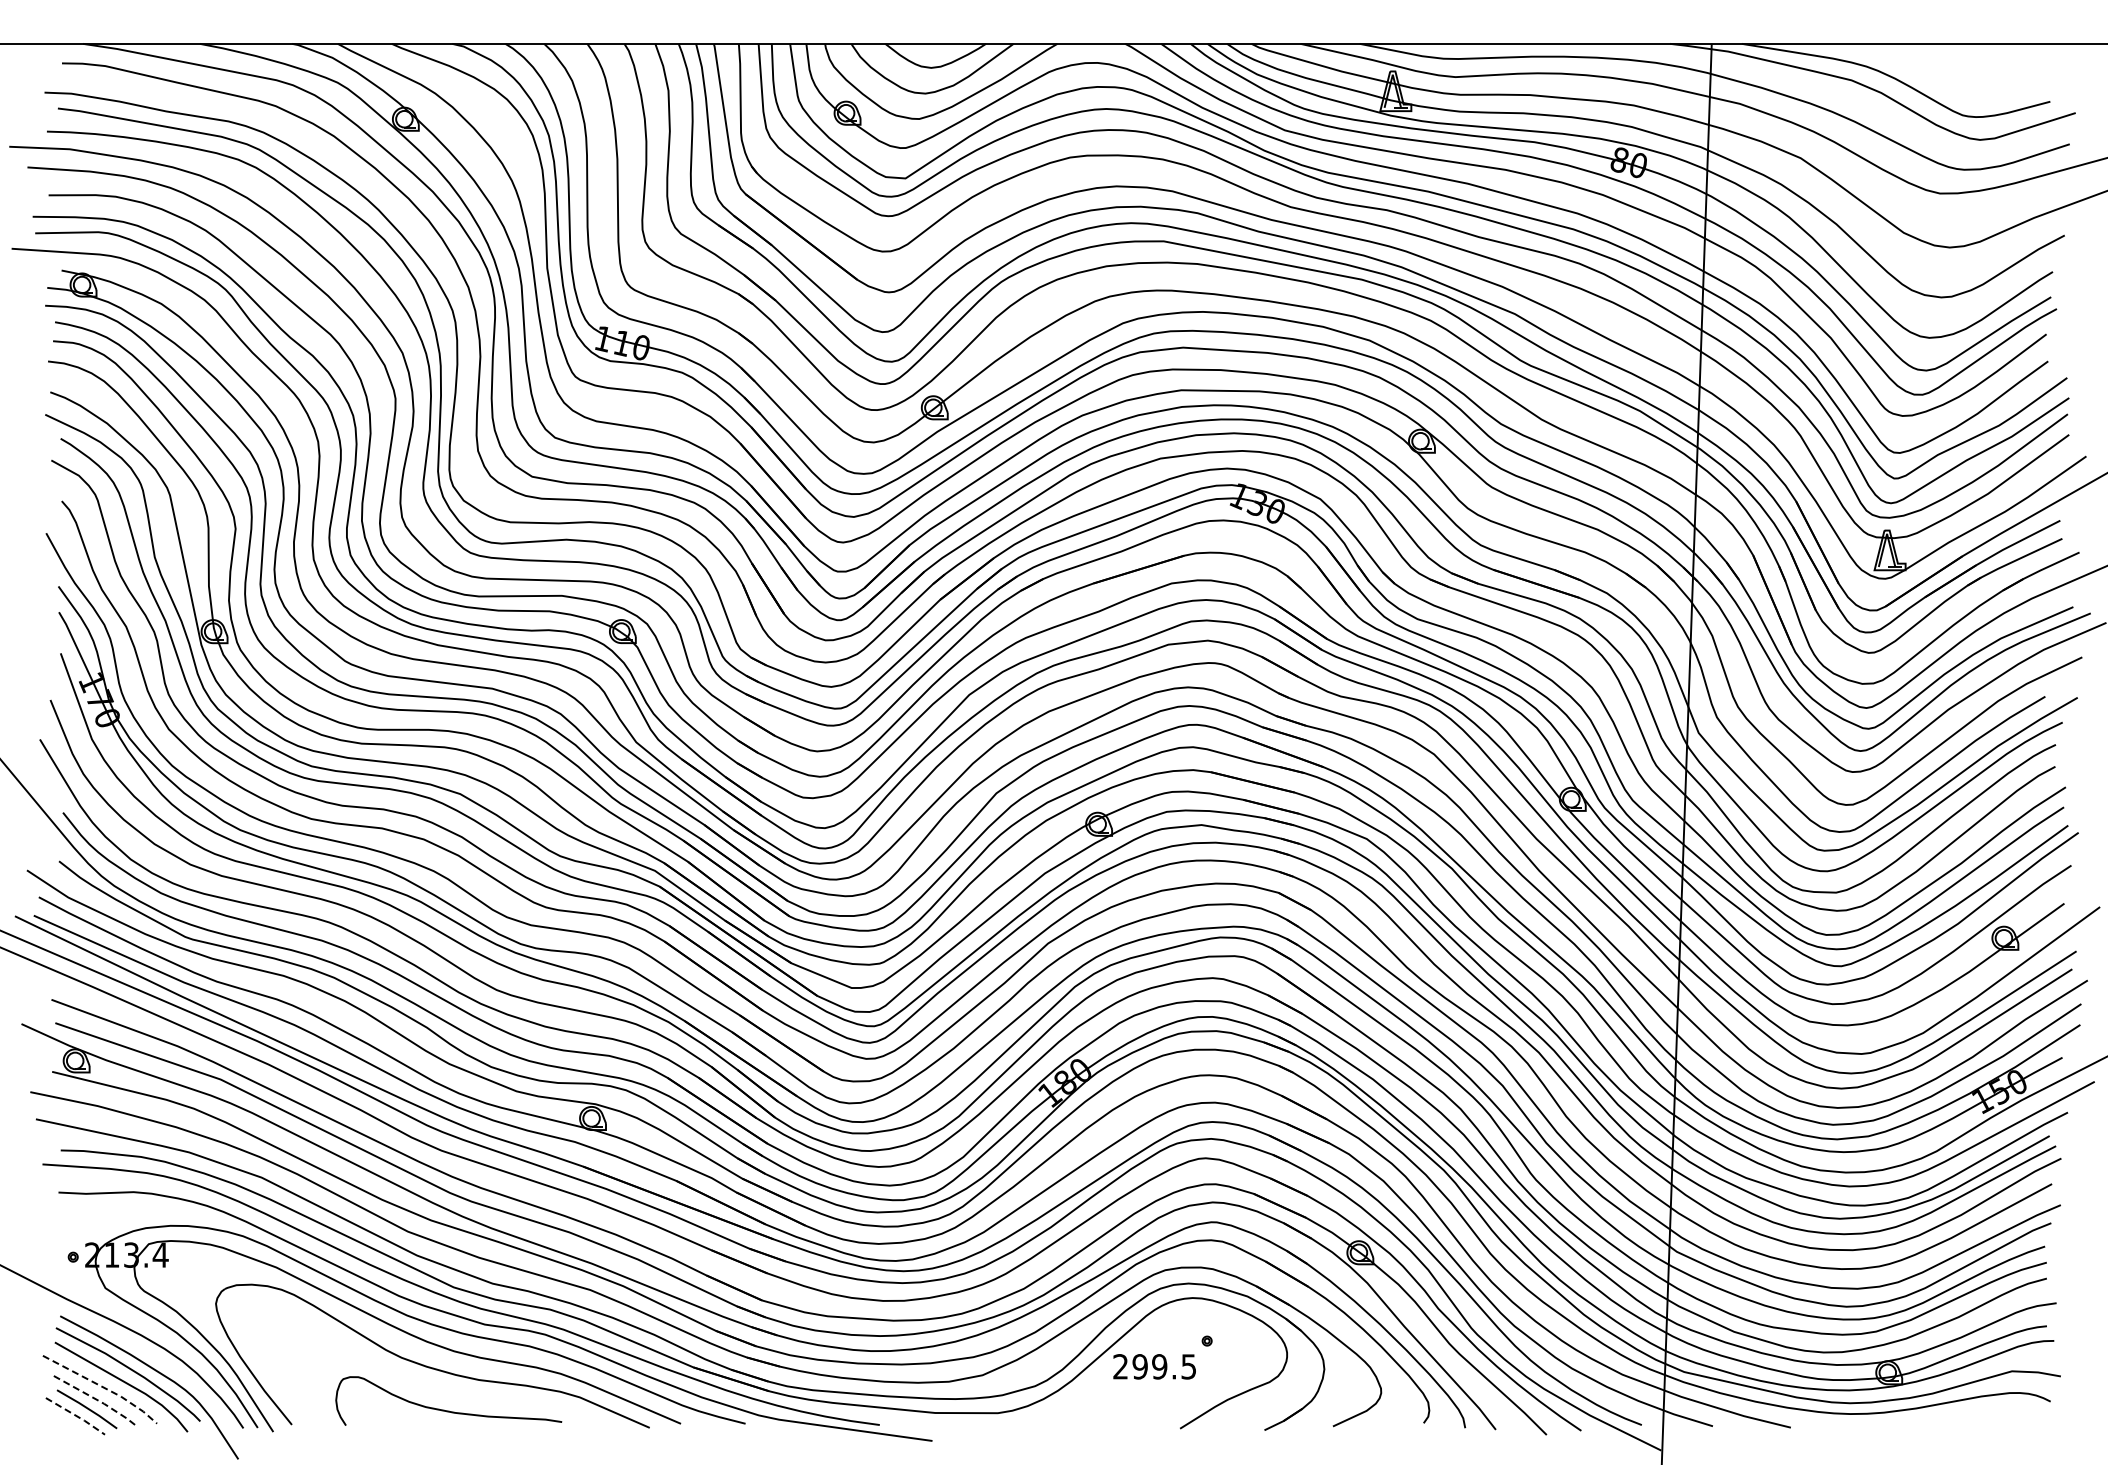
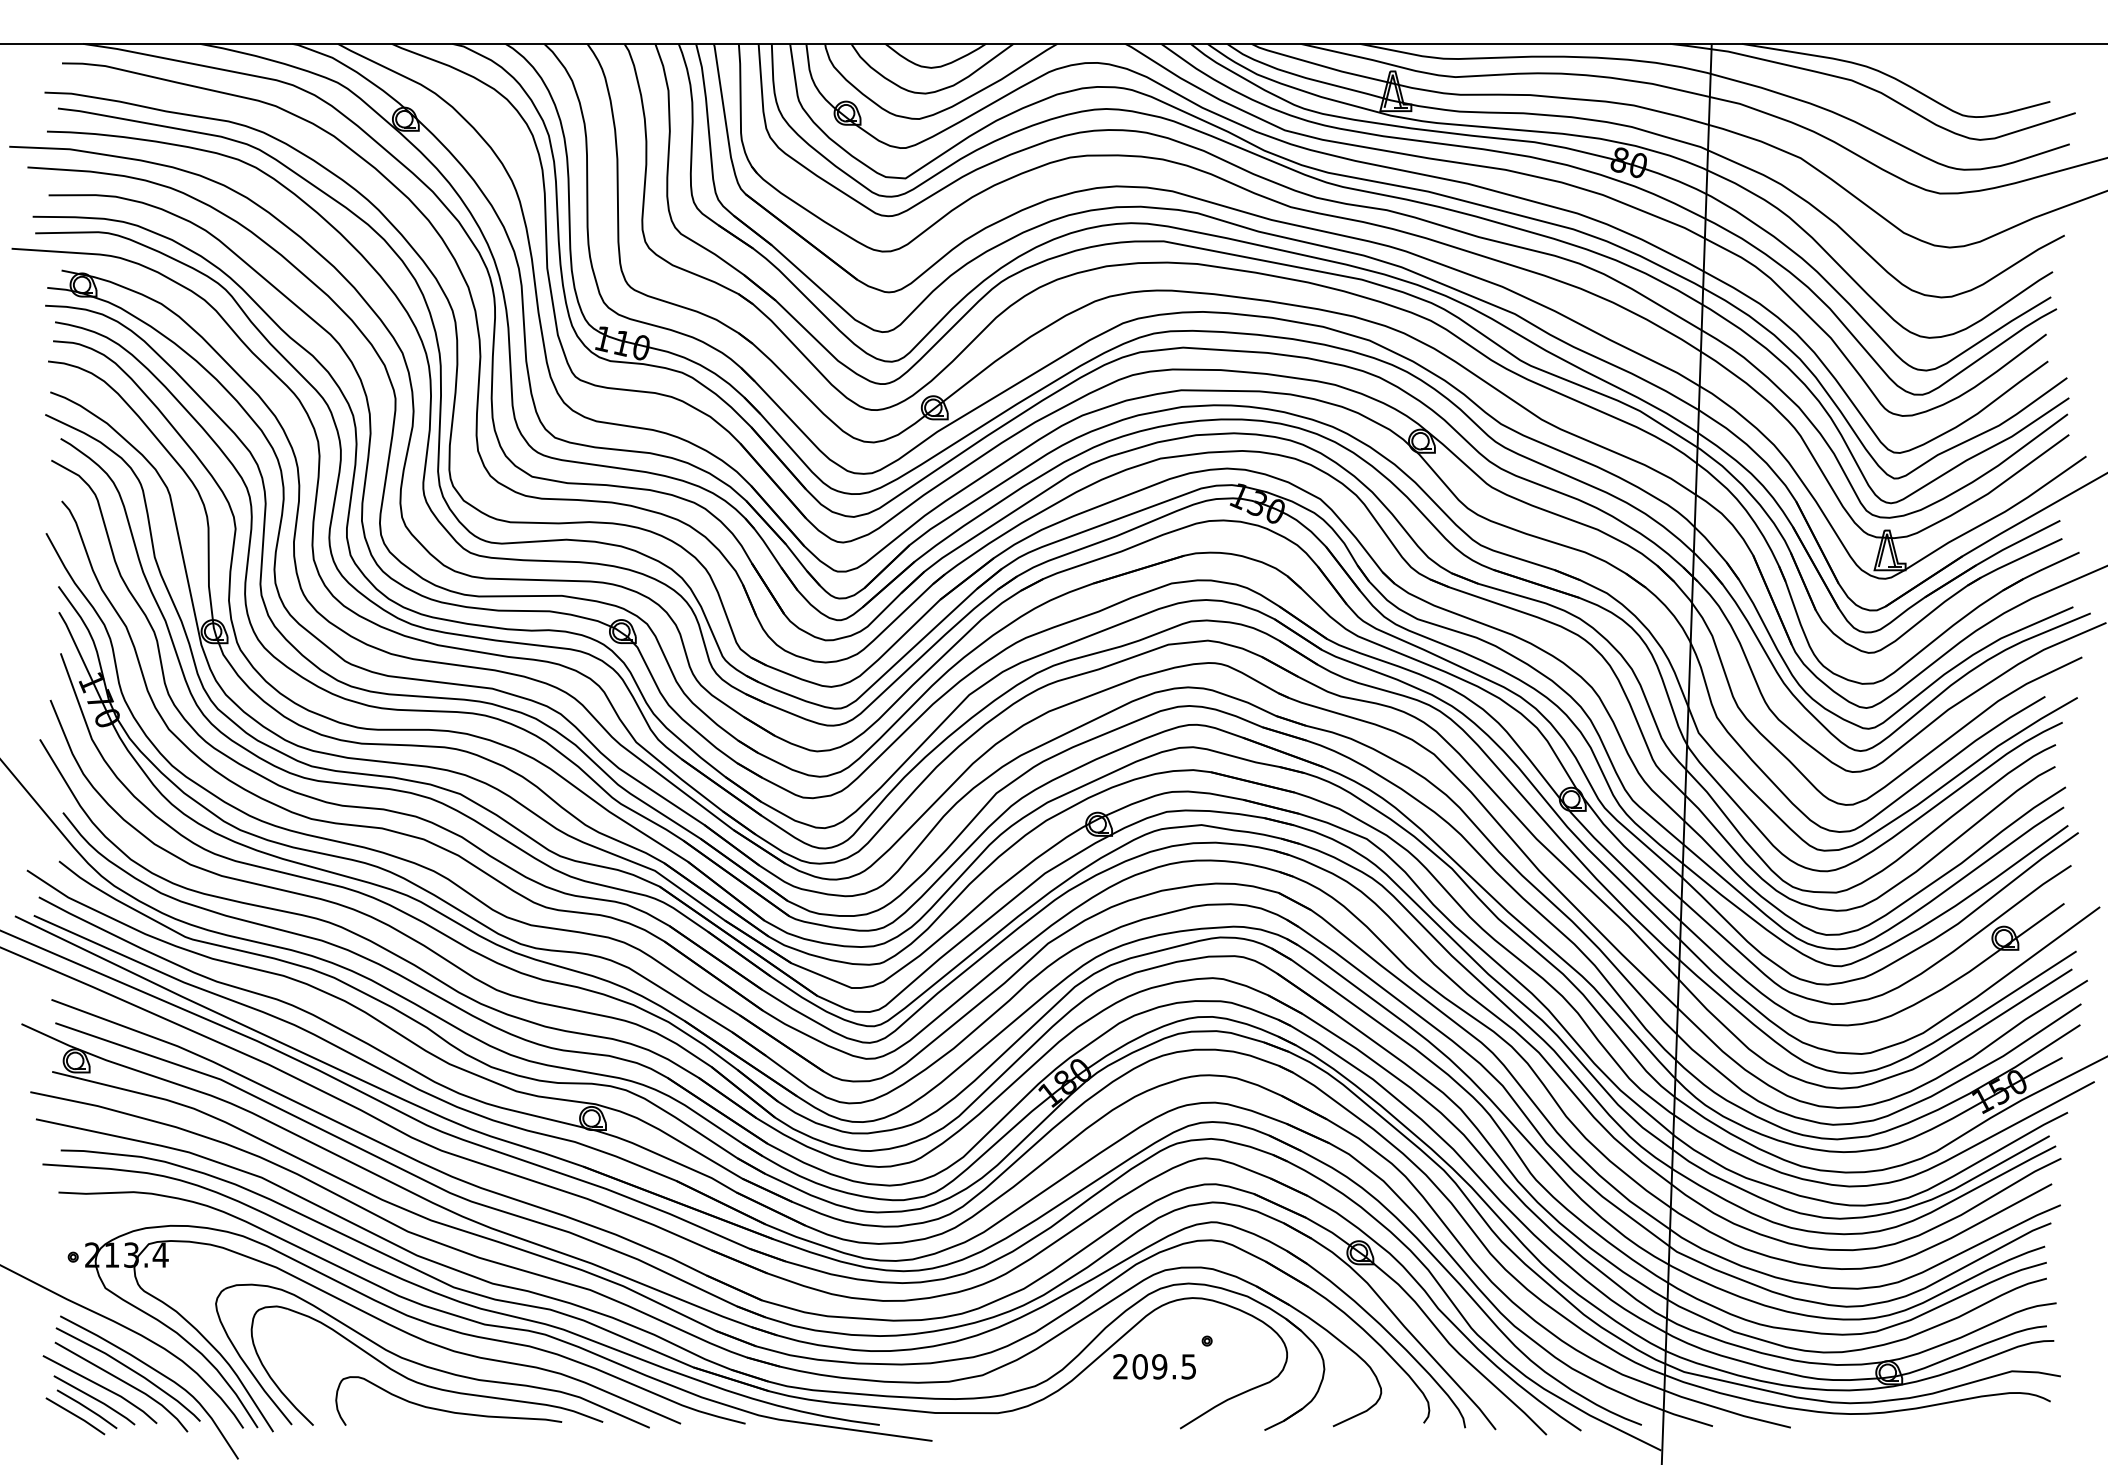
text: 299.5 -> 209.5 (1139, 1366)
part: none -> present (420, 1382)
line: dashed -> solid (103, 1387)
line: dashed -> solid (96, 1399)
line: dashed -> solid (76, 1416)
